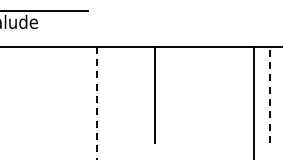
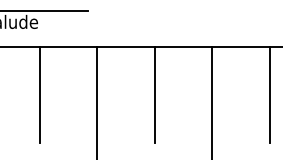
line: none -> present (39, 94)
line: dashed -> solid (269, 95)
line position: (254, 101) -> (212, 101) (212, 101)
line: dashed -> solid (97, 102)
